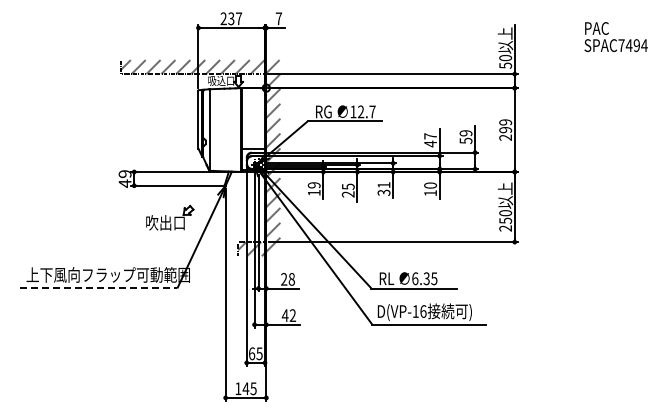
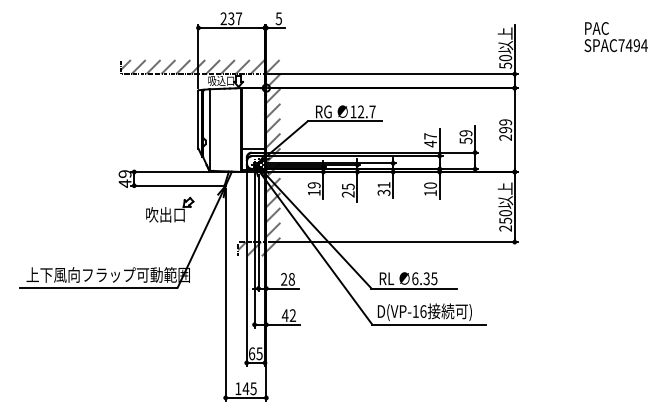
text: 7 -> 5 (278, 18)
part position: (170, 217) -> (170, 209) (170, 209)
line: dashed -> solid (98, 288)
